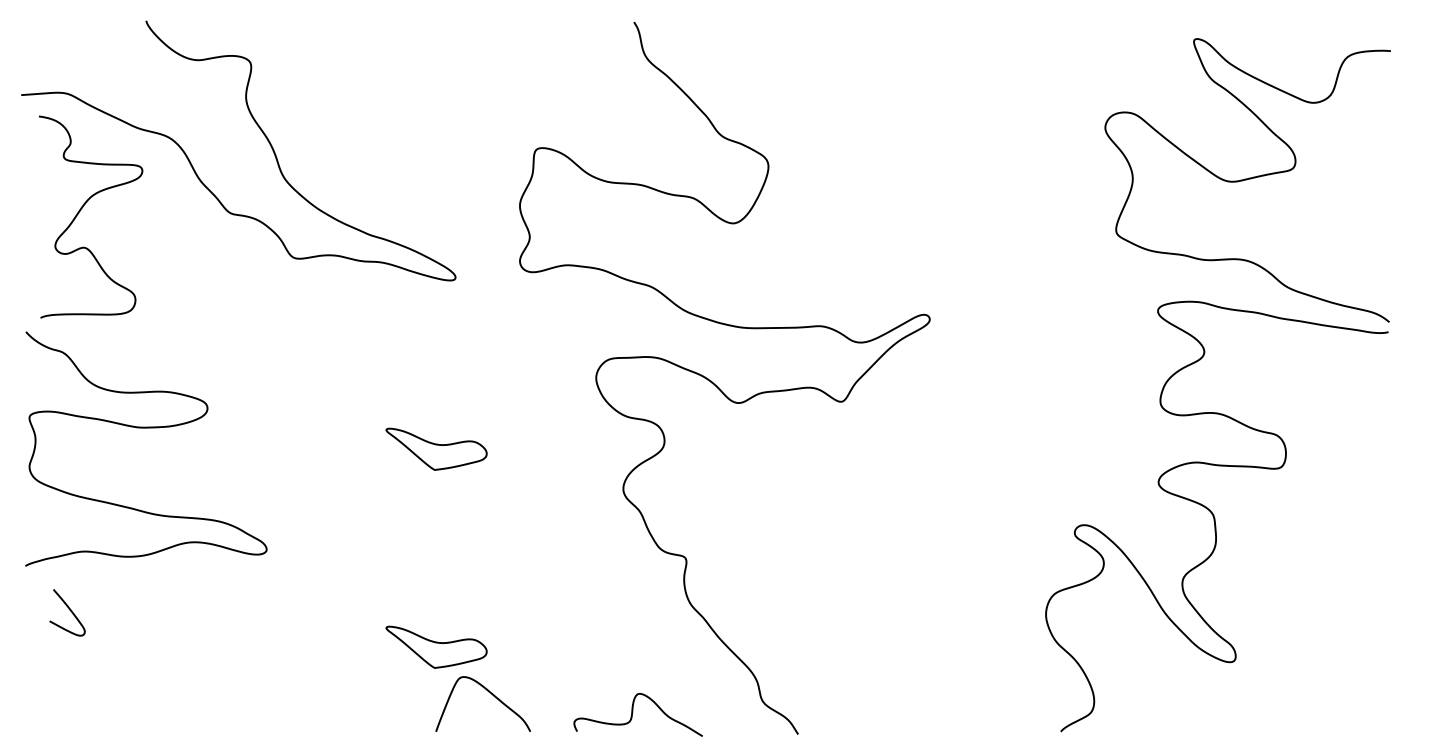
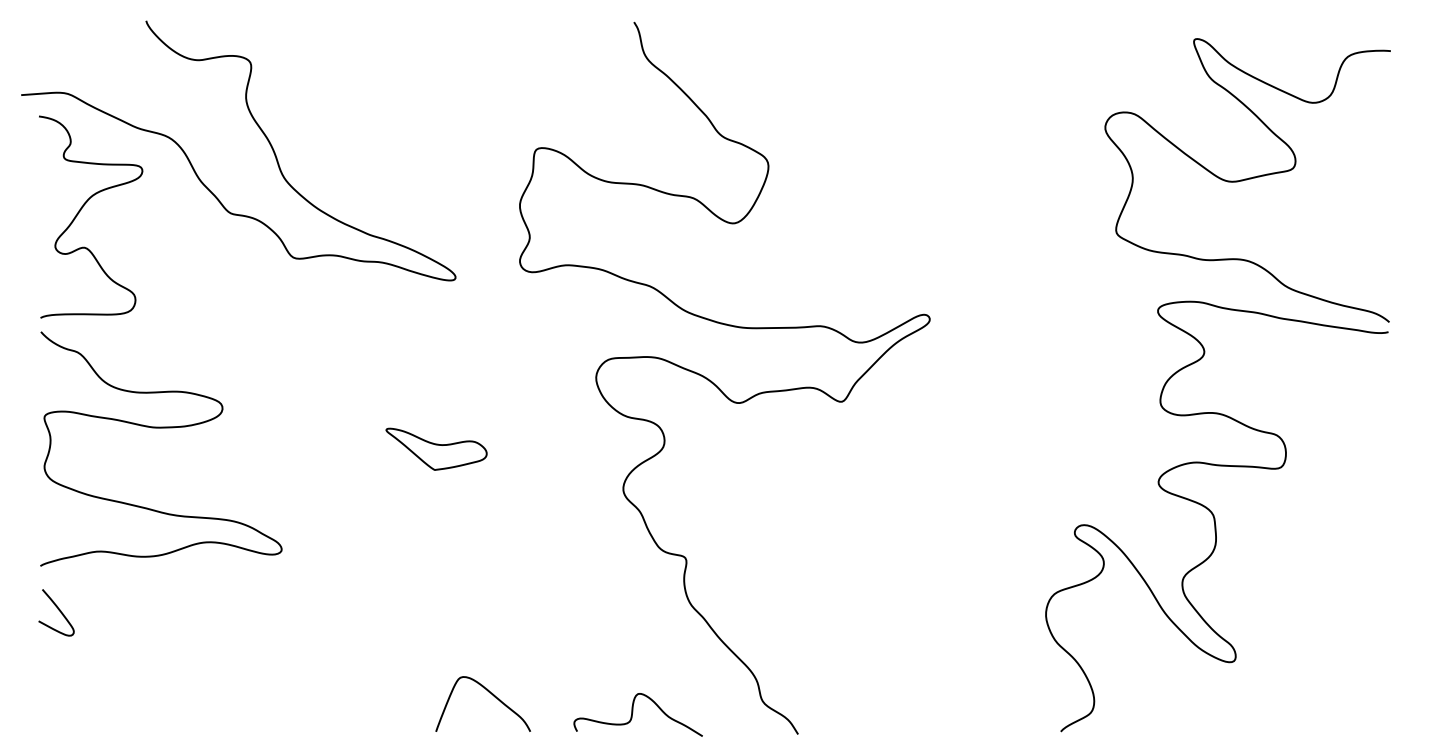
curve position: (146, 428) -> (161, 428) (161, 428)
curve position: (69, 610) -> (58, 610) (58, 610)
part: present -> none (436, 646)
